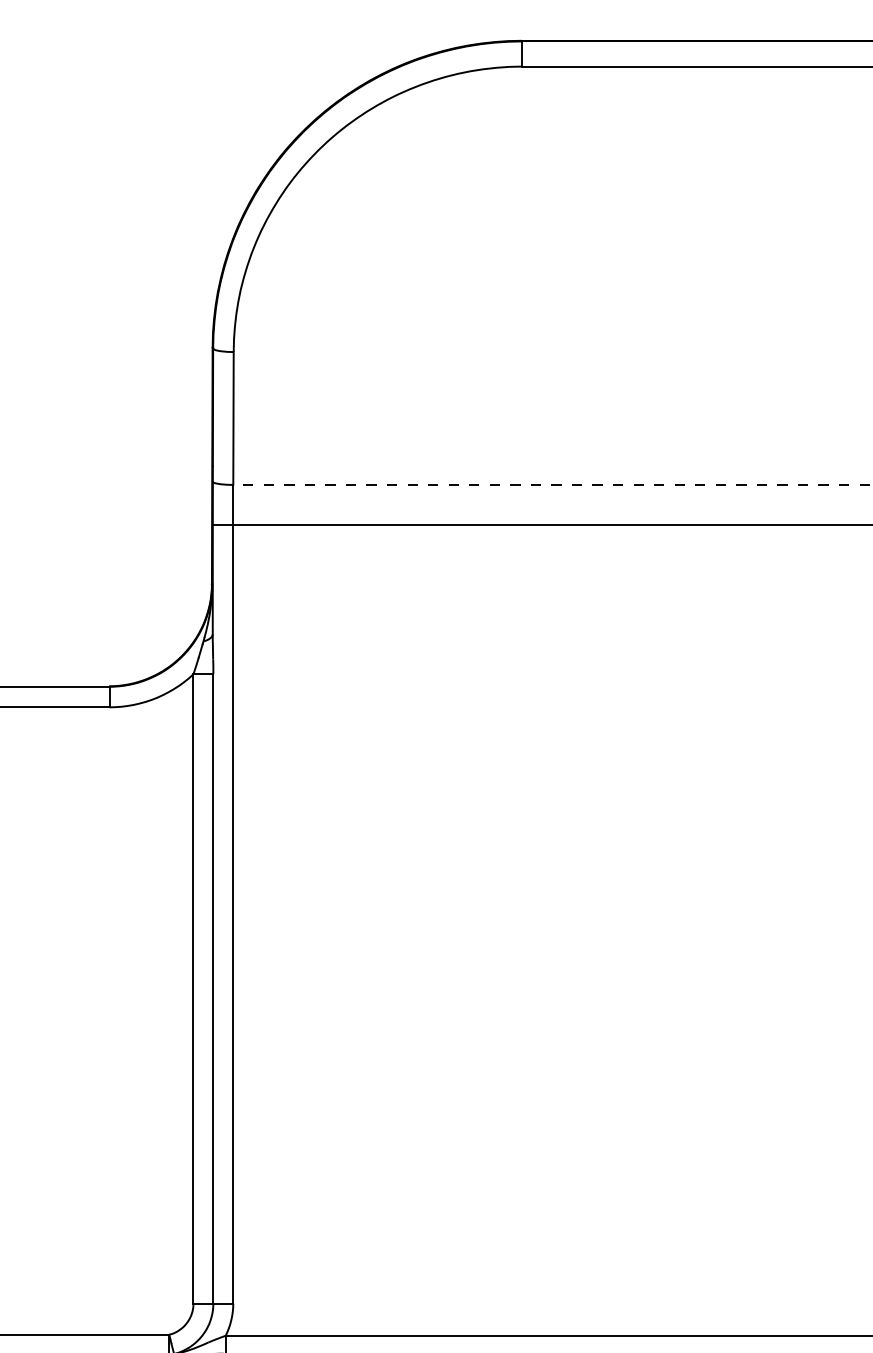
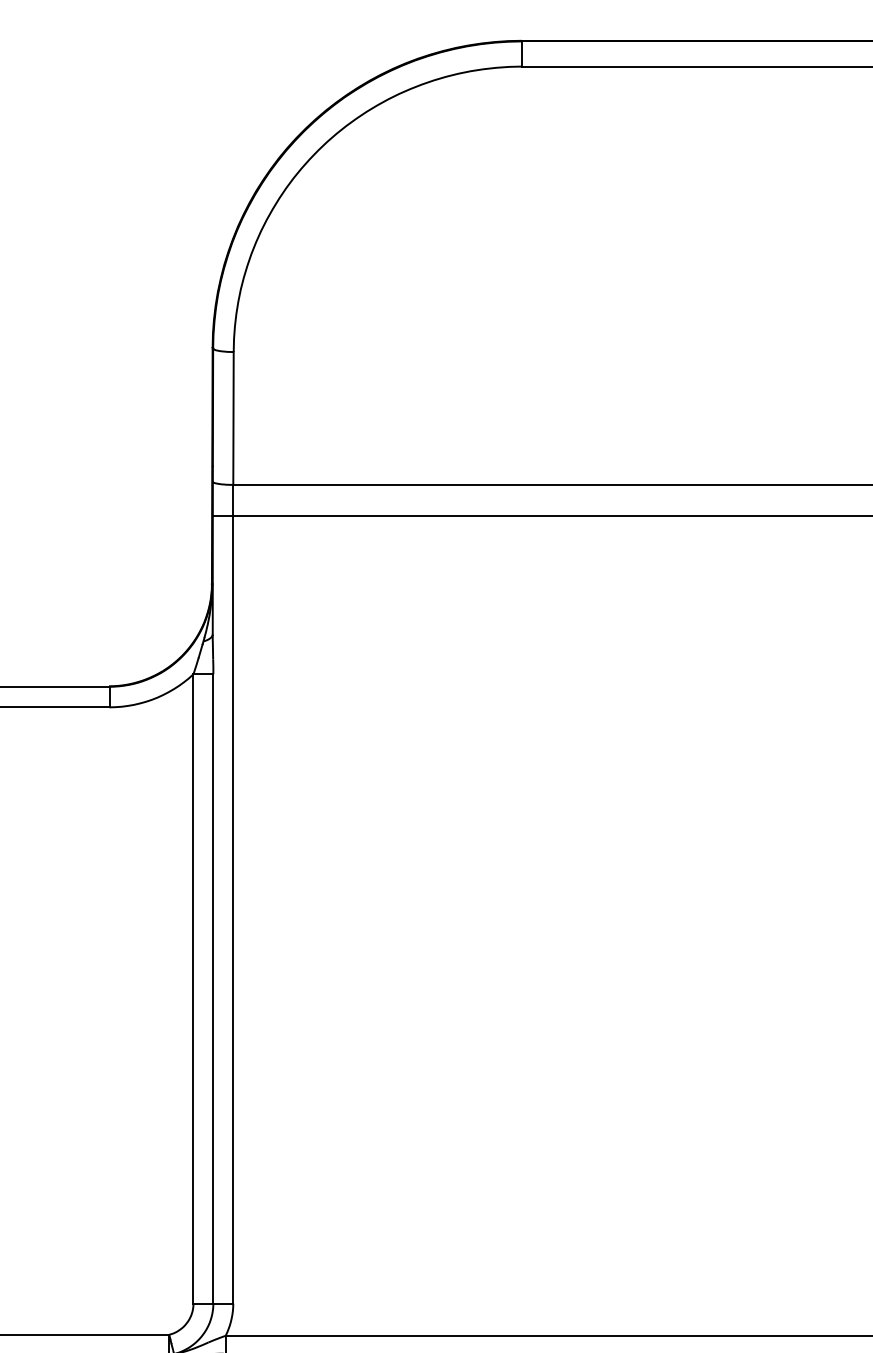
line: dashed -> solid (553, 484)
line position: (540, 525) -> (540, 516) (540, 516)
